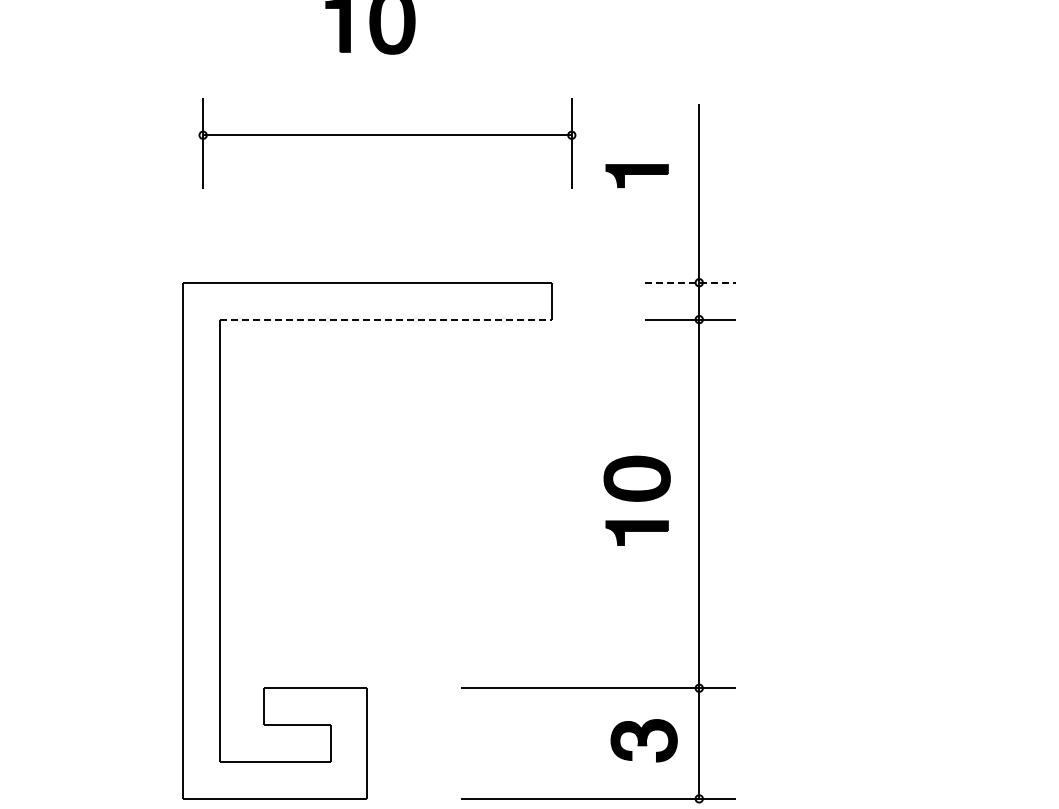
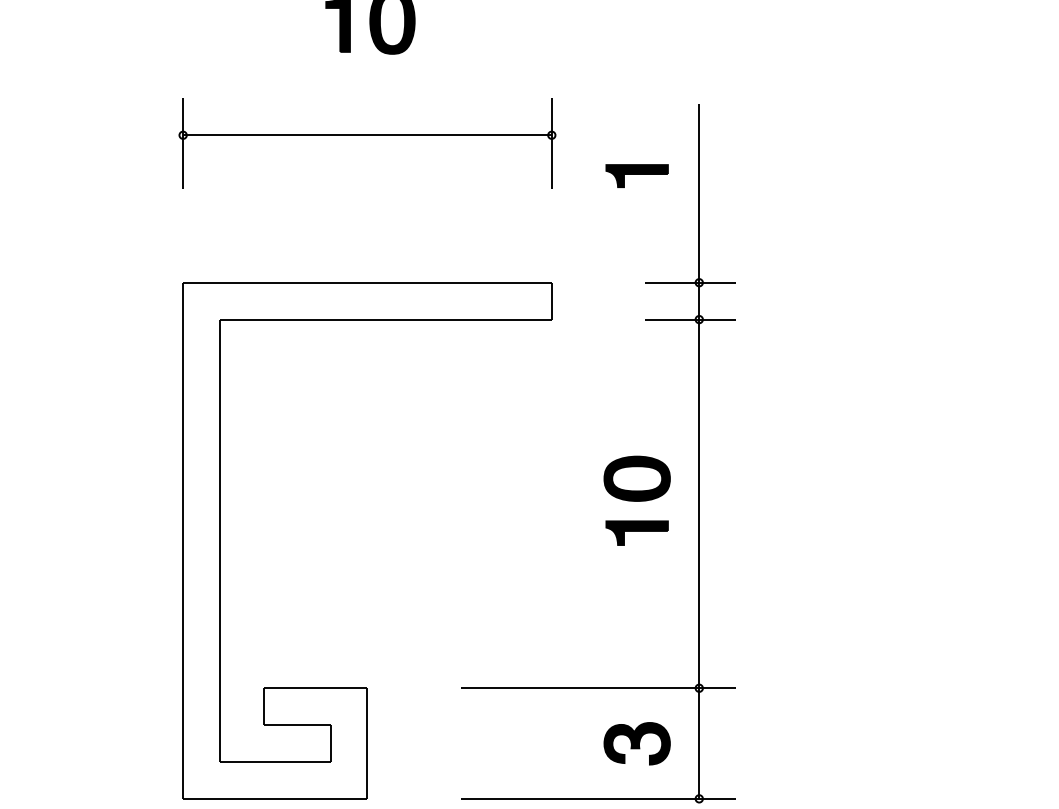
part position: (387, 135) -> (367, 135) (367, 135)
line: dashed -> solid (691, 282)
line: dashed -> solid (385, 319)
part position: (643, 740) -> (636, 743) (636, 743)
